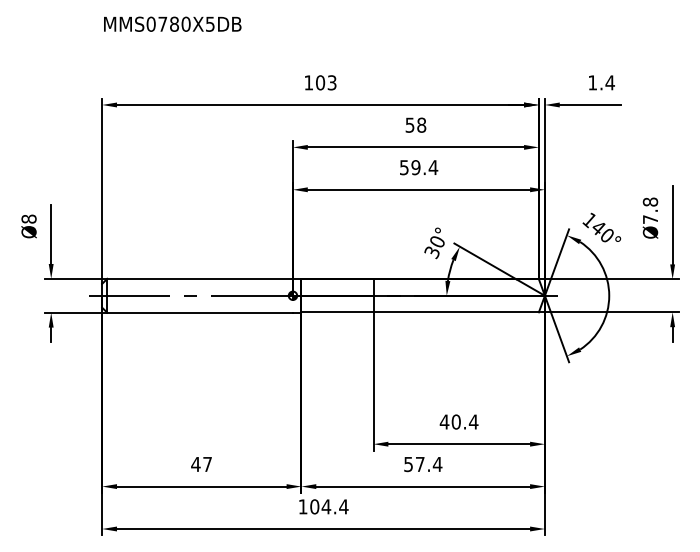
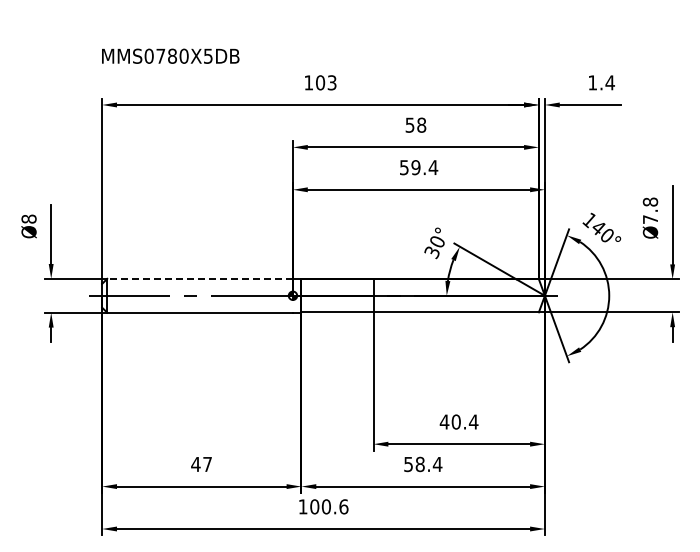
text position: (172, 23) -> (170, 55) (170, 55)
line: solid -> dashed (200, 278)
text: 57.4 -> 58.4 (419, 464)
text: 104.4 -> 100.6 (334, 506)
